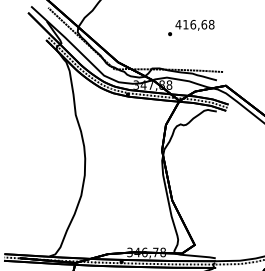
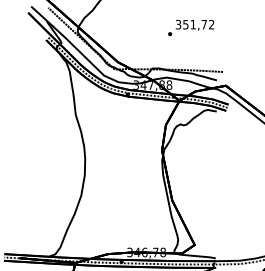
text: 416,68 -> 351,72 (194, 24)
